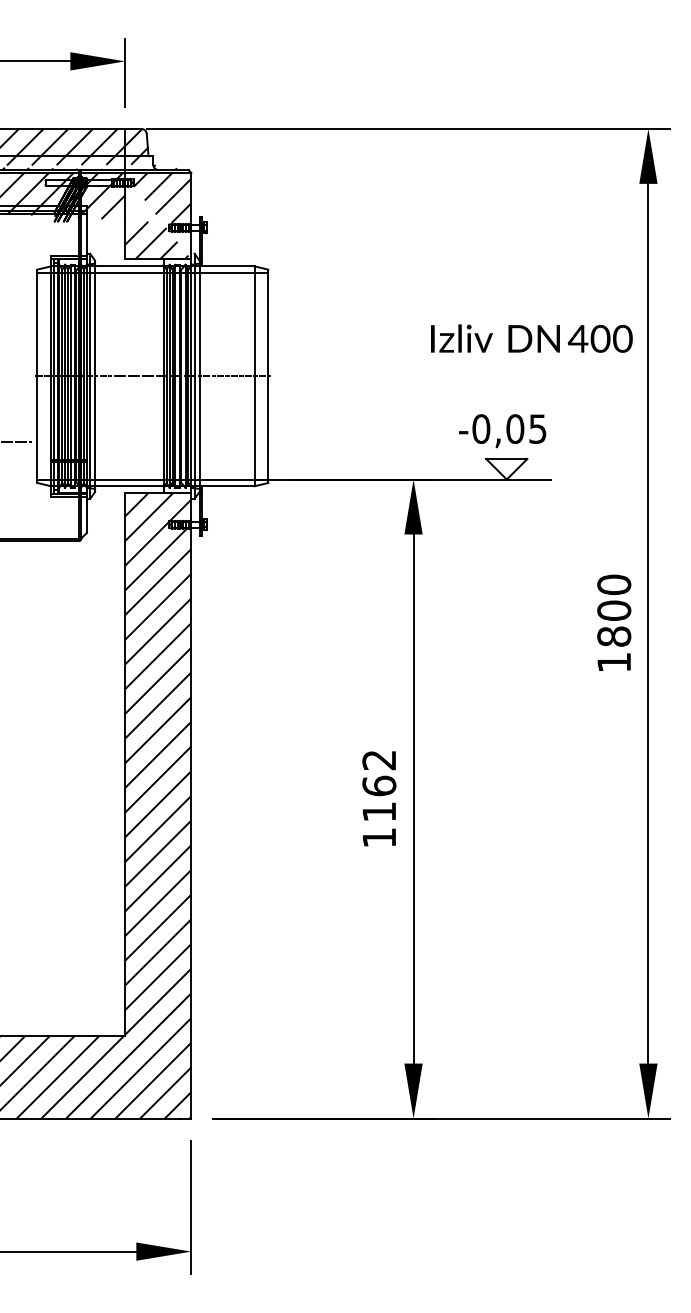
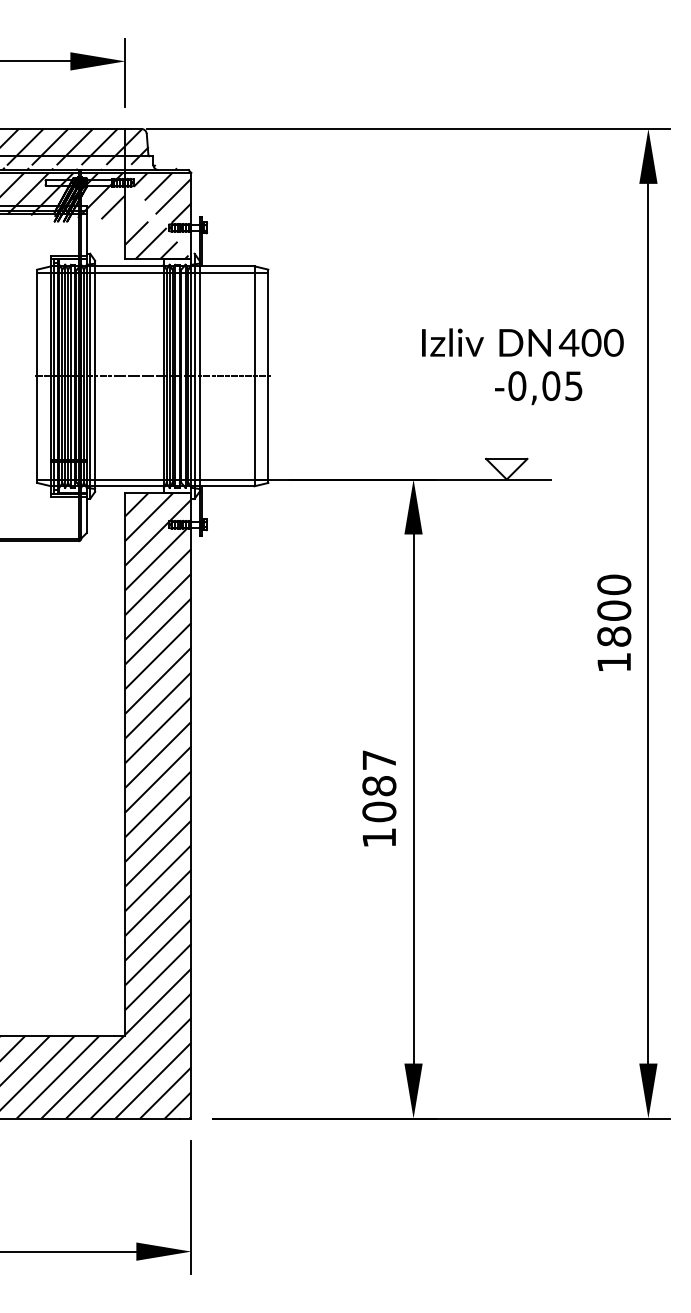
text position: (531, 338) -> (522, 342) (522, 342)
text position: (502, 431) -> (538, 388) (538, 388)
line: present -> none (16, 442)
text: 1162 -> 1087 (379, 786)
